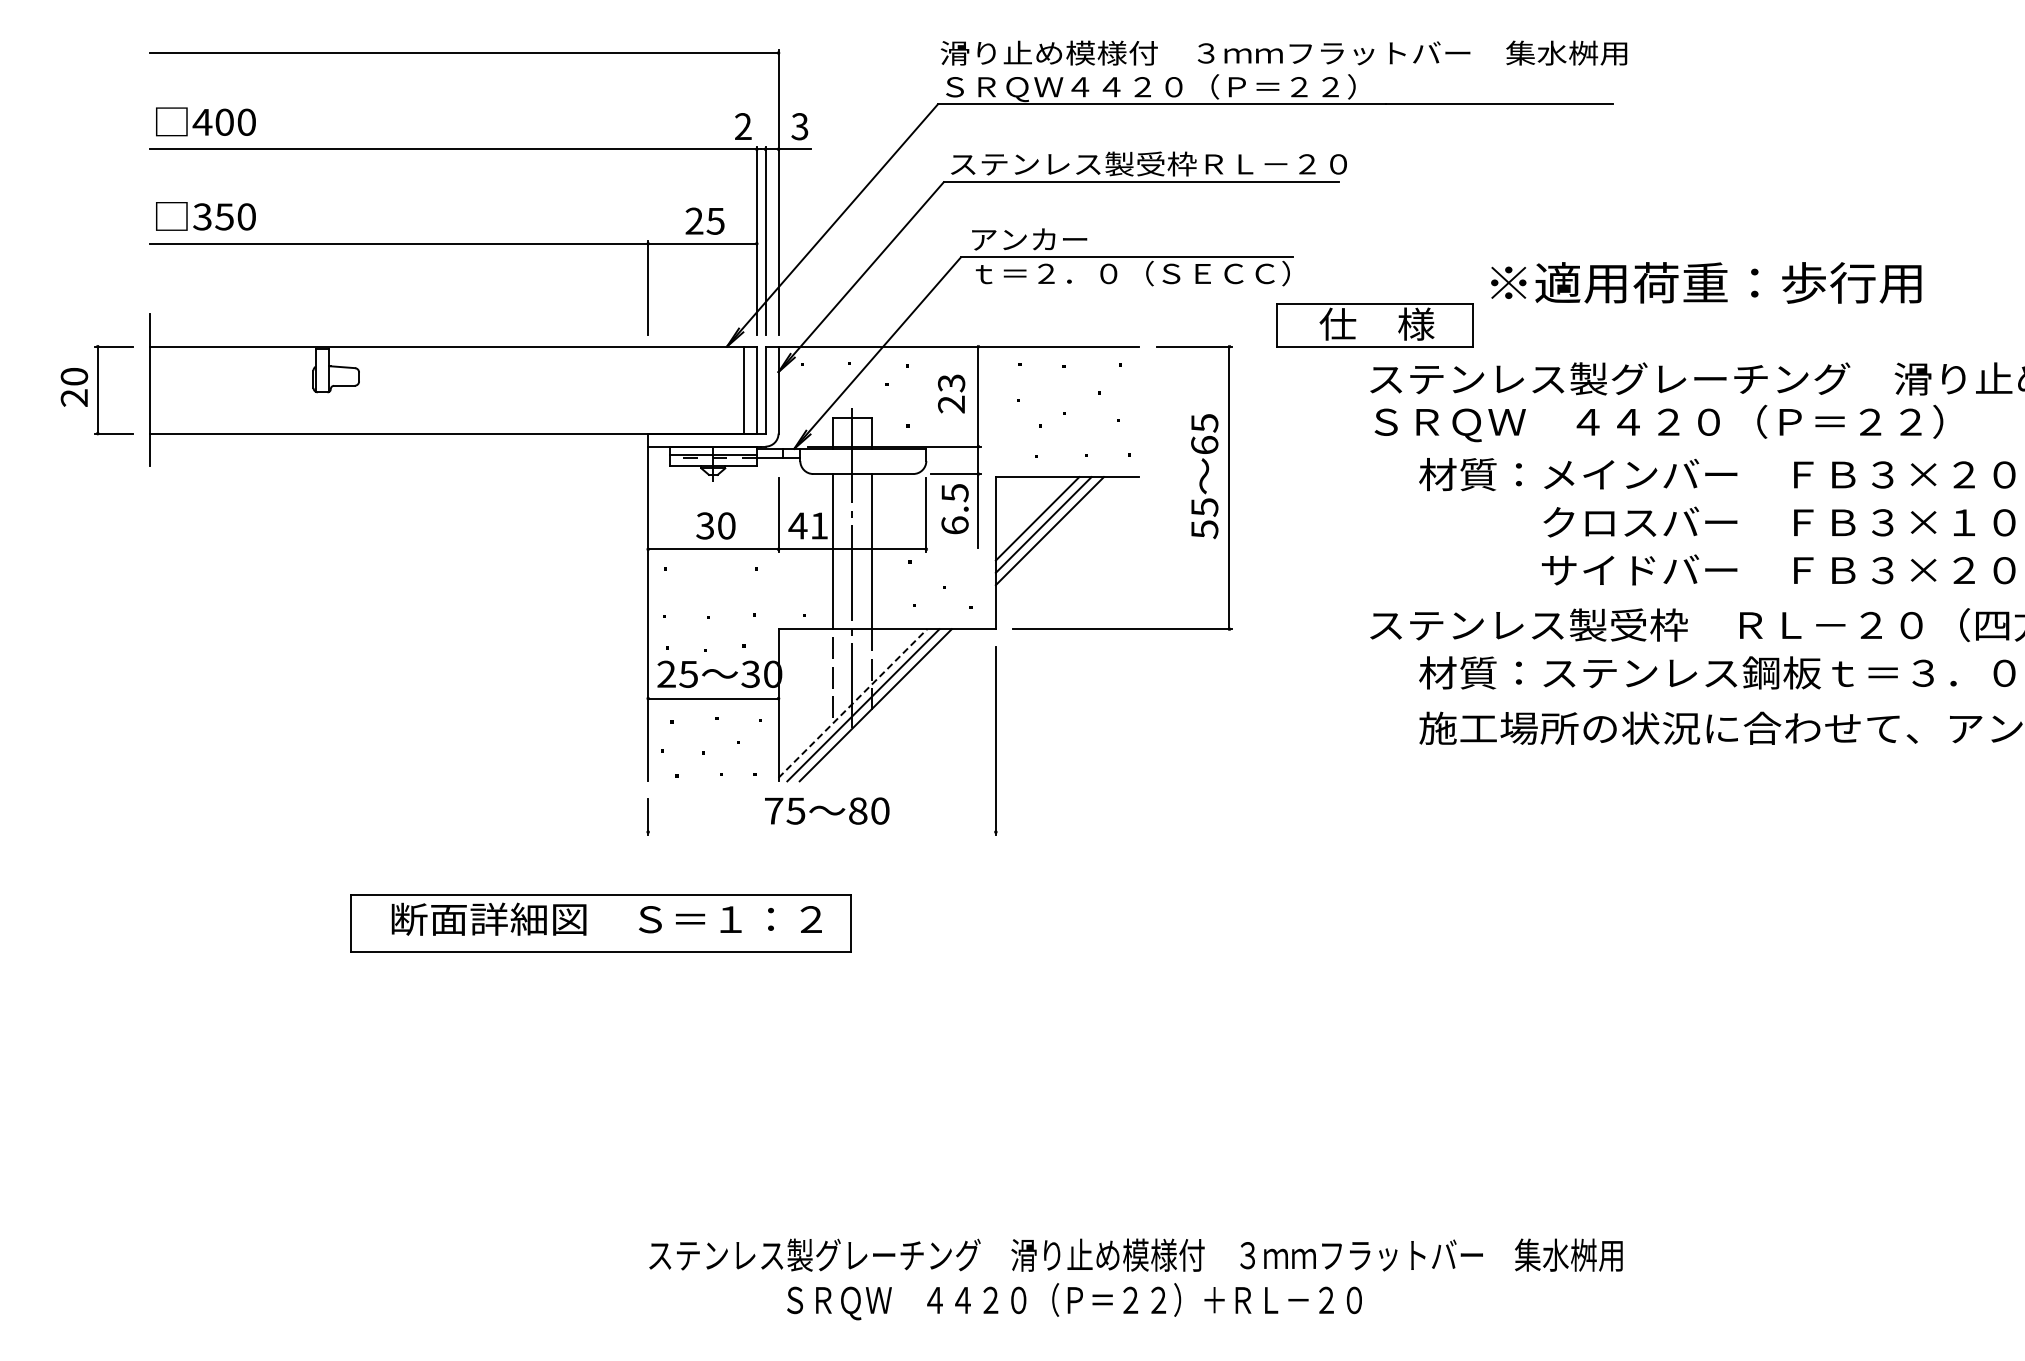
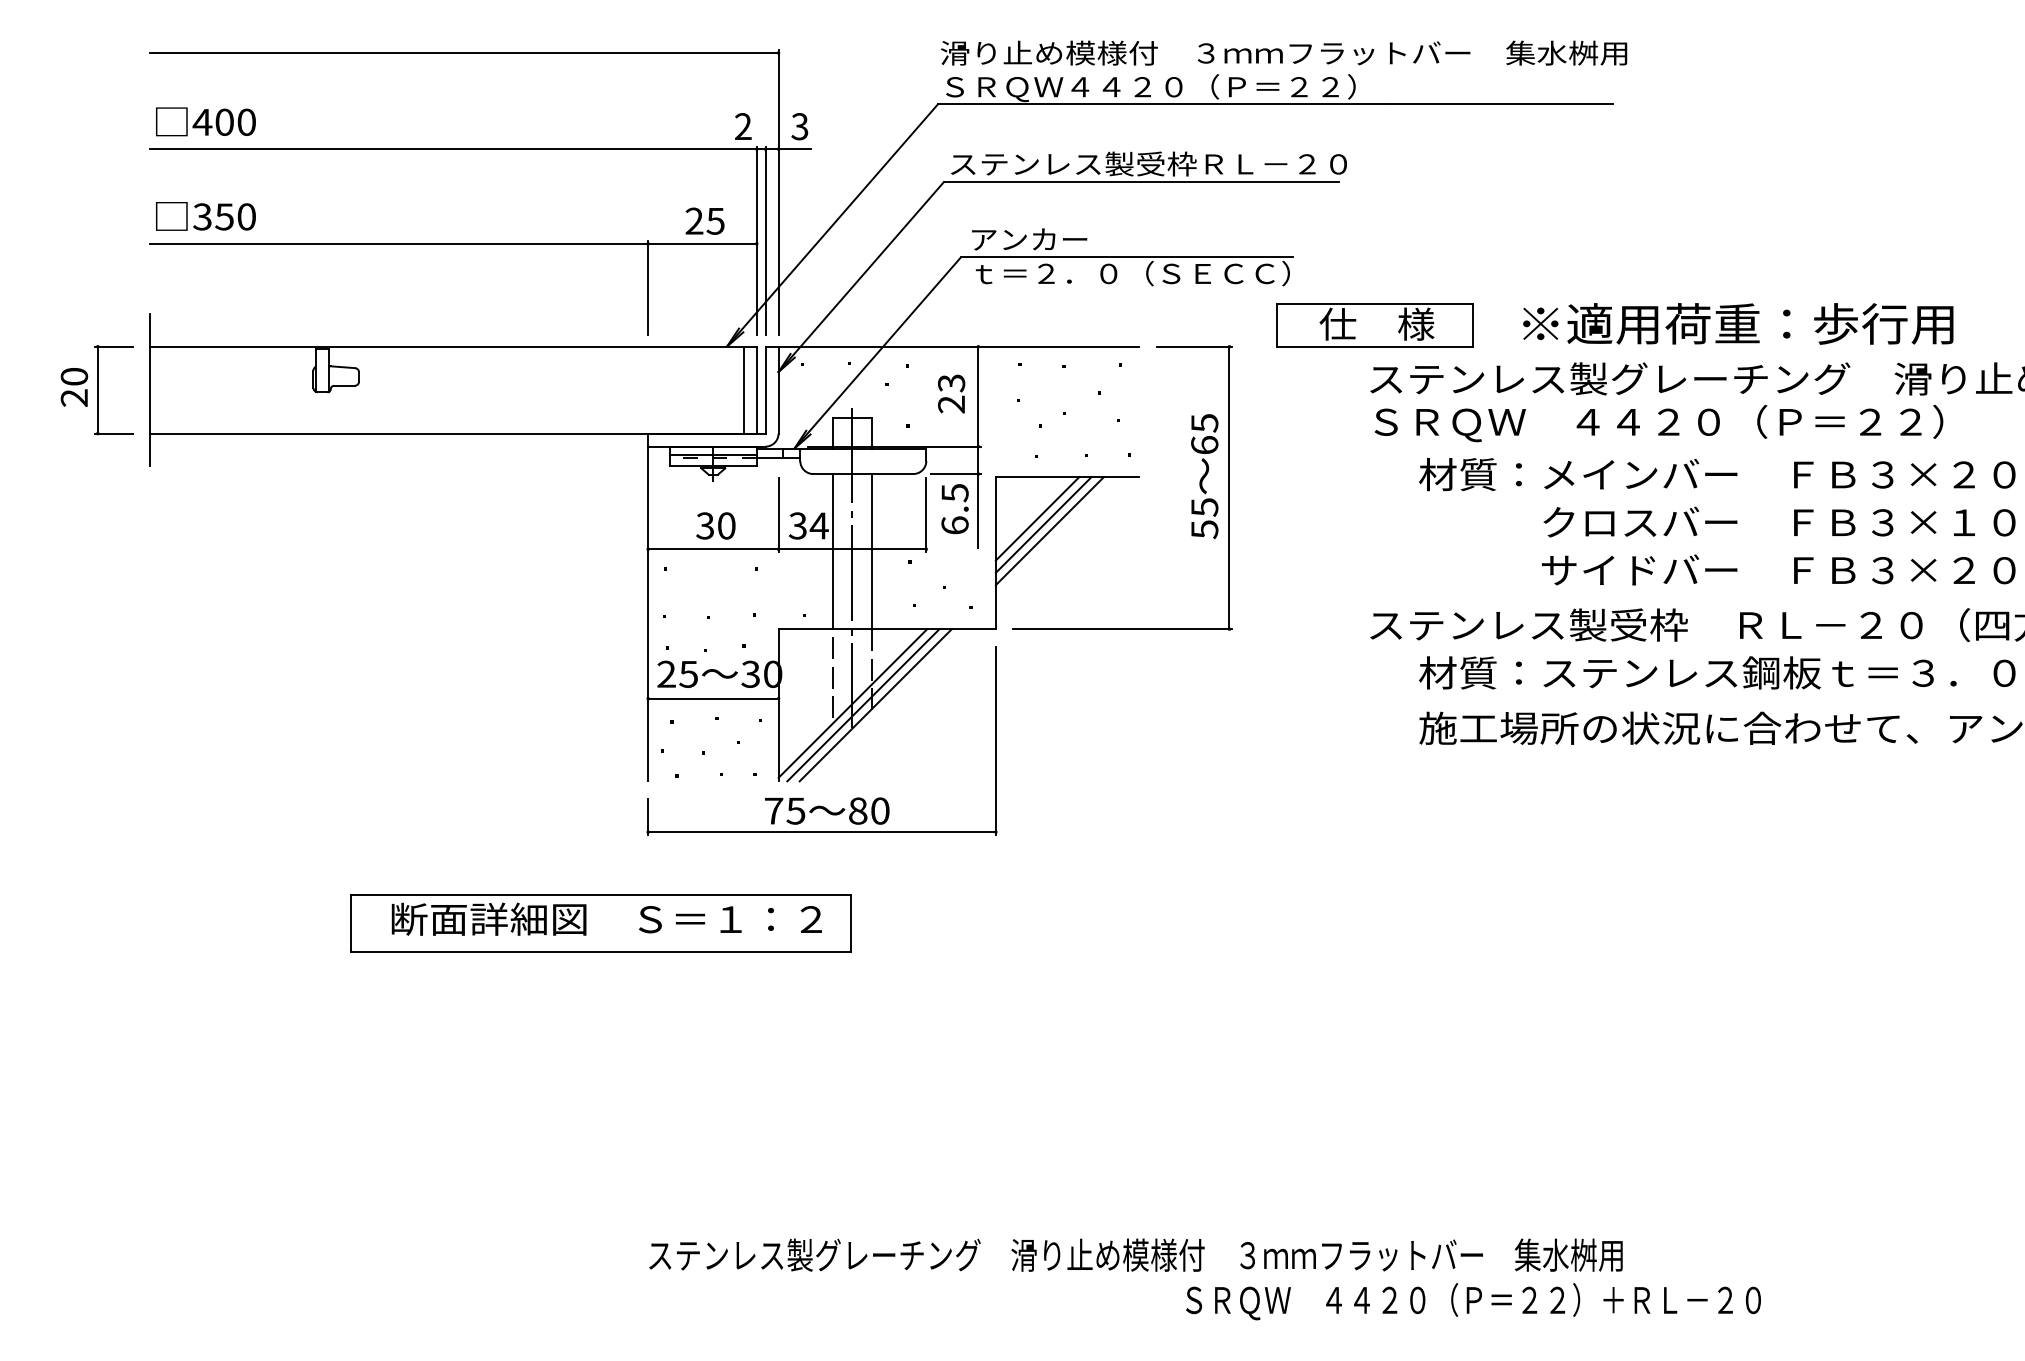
text position: (1706, 282) -> (1738, 323) (1738, 323)
text: 41 -> 34 (808, 525)
line: dashed -> solid (853, 703)
line: none -> present (821, 832)
text position: (1074, 1301) -> (1473, 1301) (1473, 1301)
